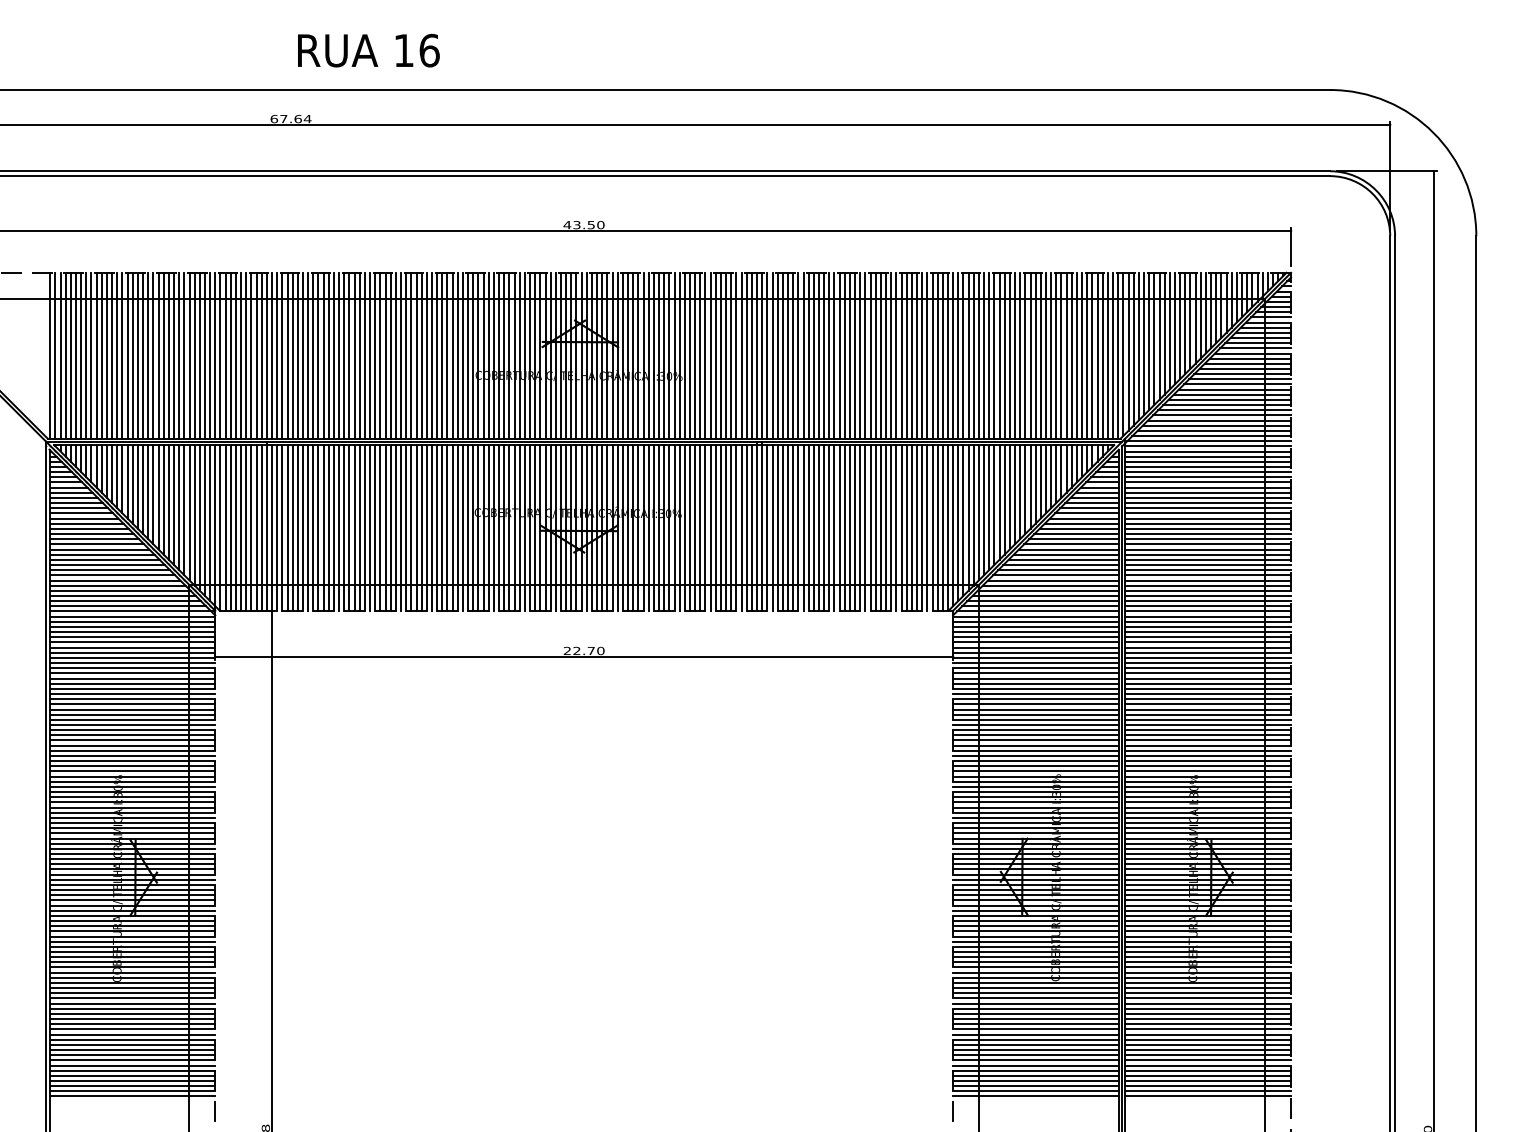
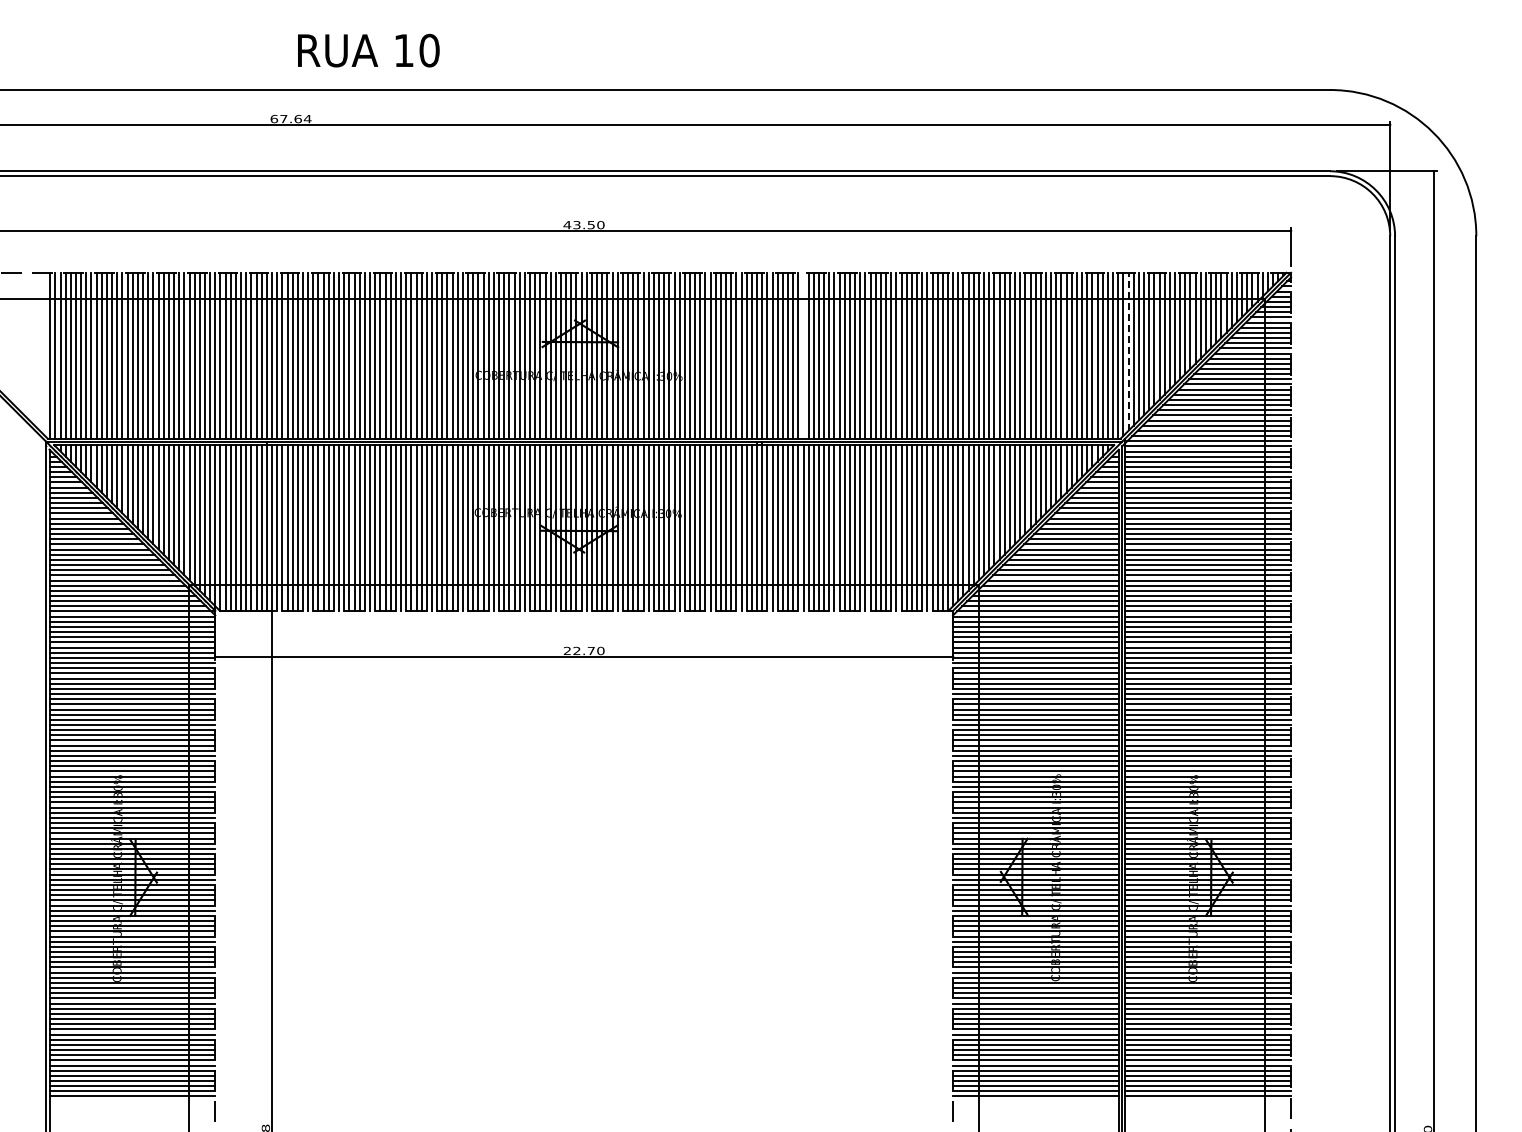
text: 16 -> 10 (429, 50)
line: solid -> dashed (1128, 351)
line: present -> none (803, 355)
